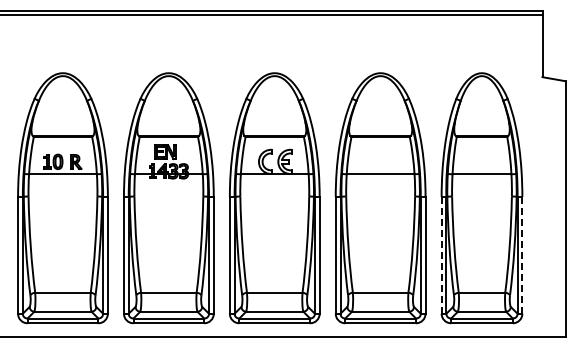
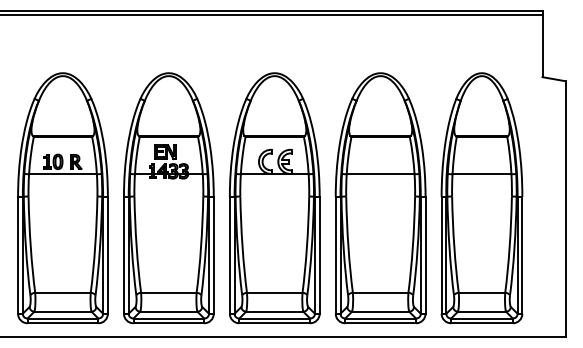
line: dashed -> solid (441, 254)
line: dashed -> solid (522, 255)
